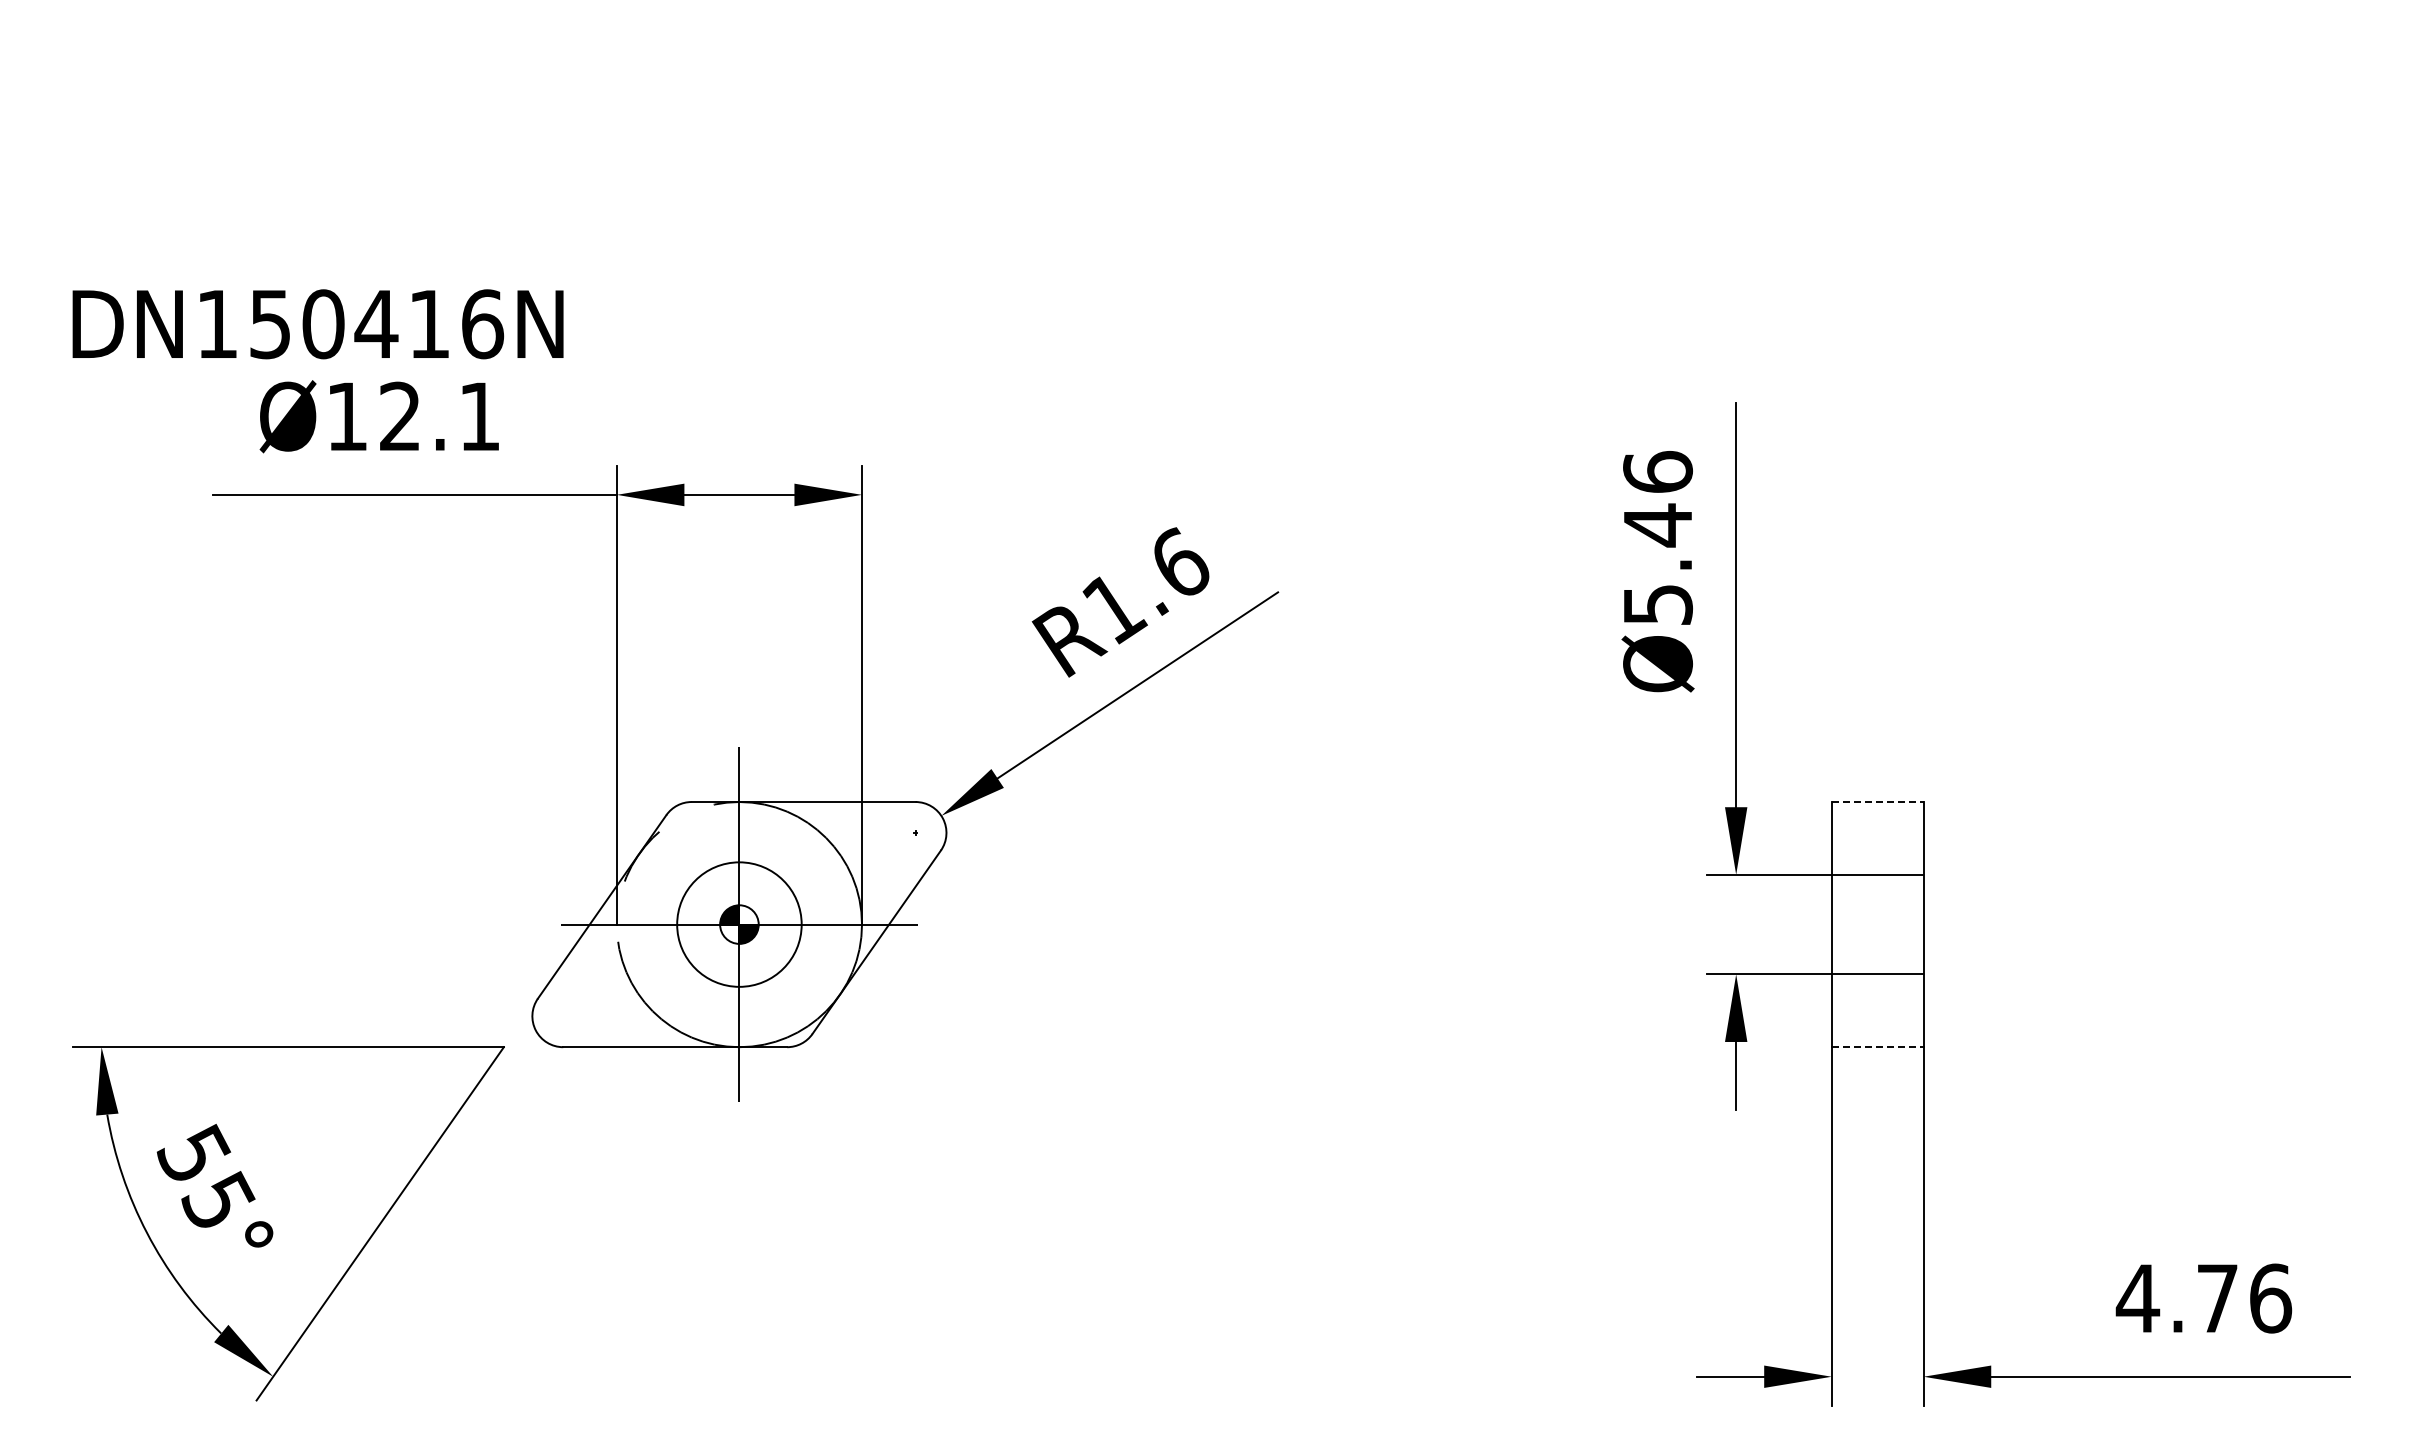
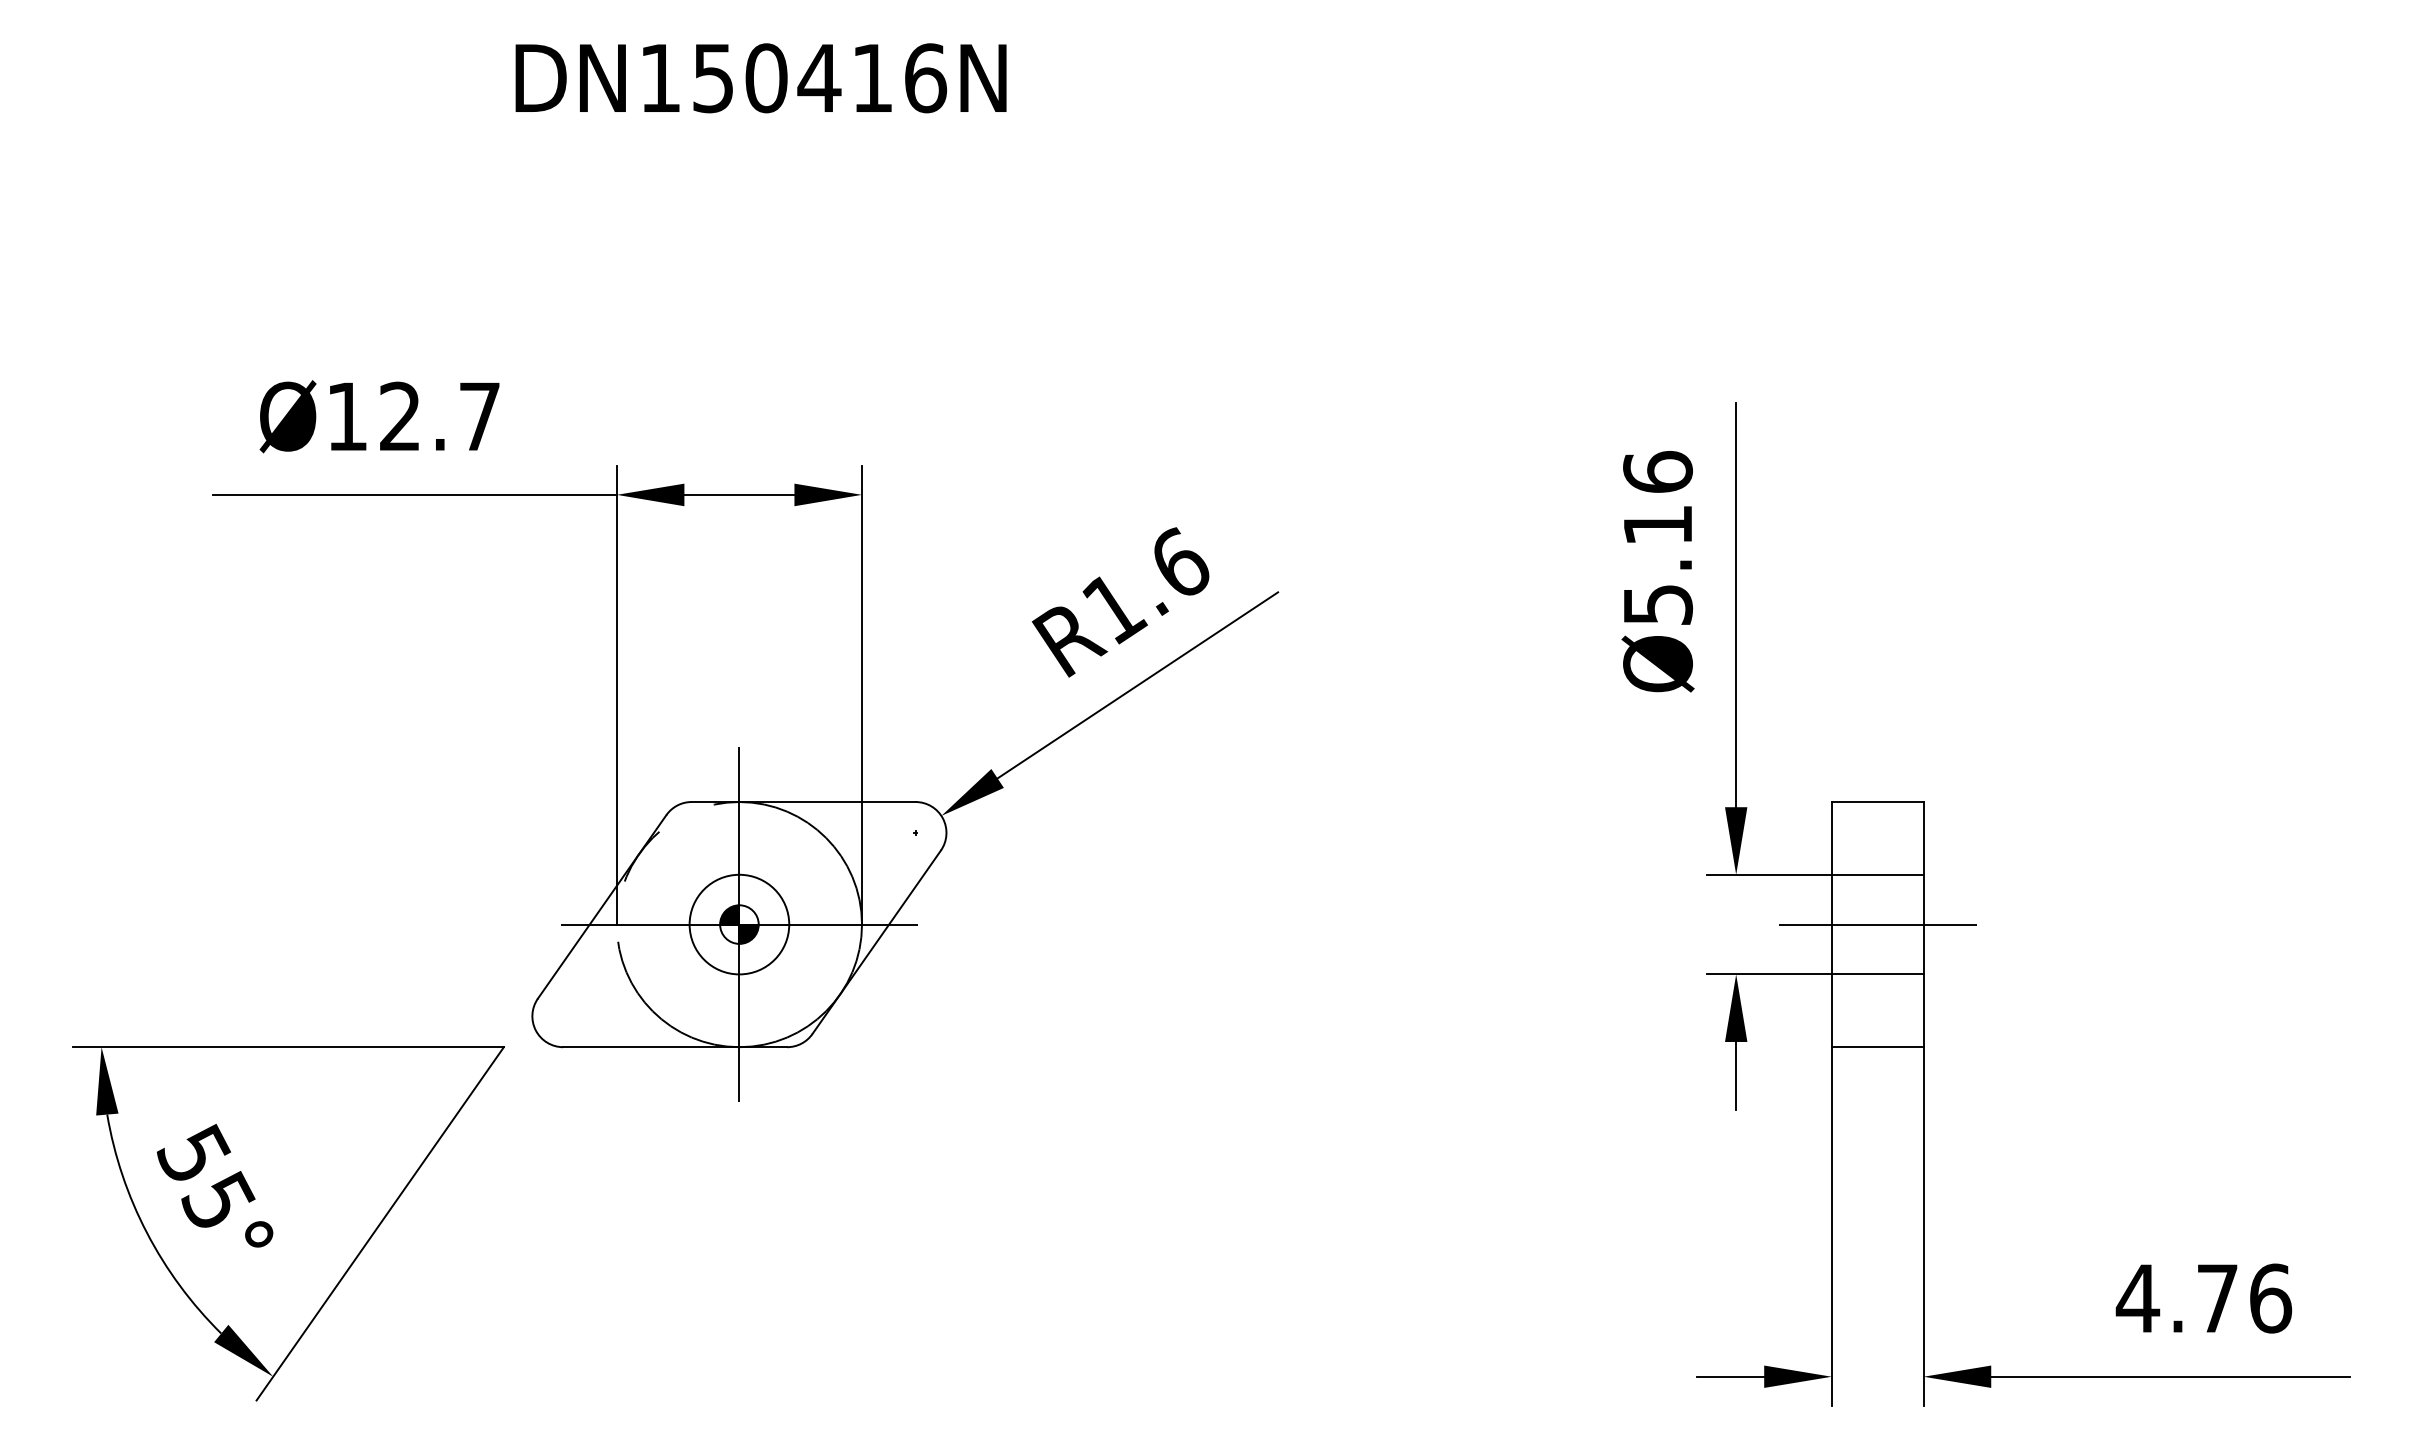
text position: (317, 324) -> (760, 78) (760, 78)
text: Ø12.1 -> Ø12.7 (479, 416)
text: Ø5.46 -> Ø5.16 (1657, 525)
line: dashed -> solid (1877, 802)
circle diameter: 125 px -> 100 px (739, 924)
line: none -> present (1877, 924)
line: dashed -> solid (1877, 1047)
